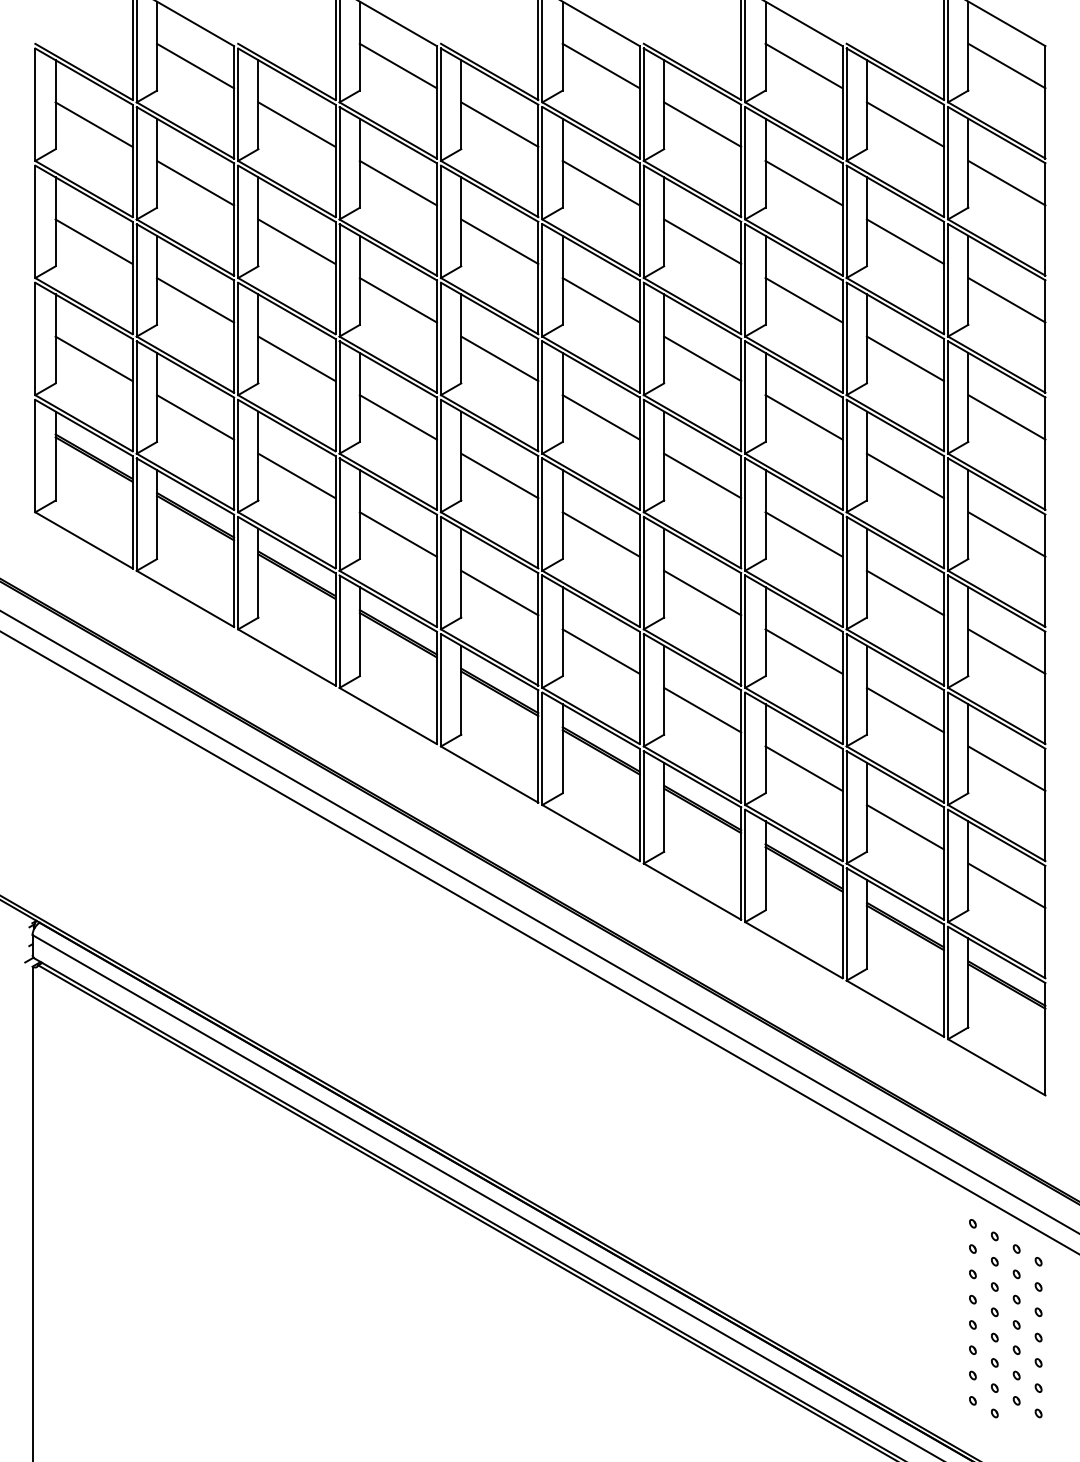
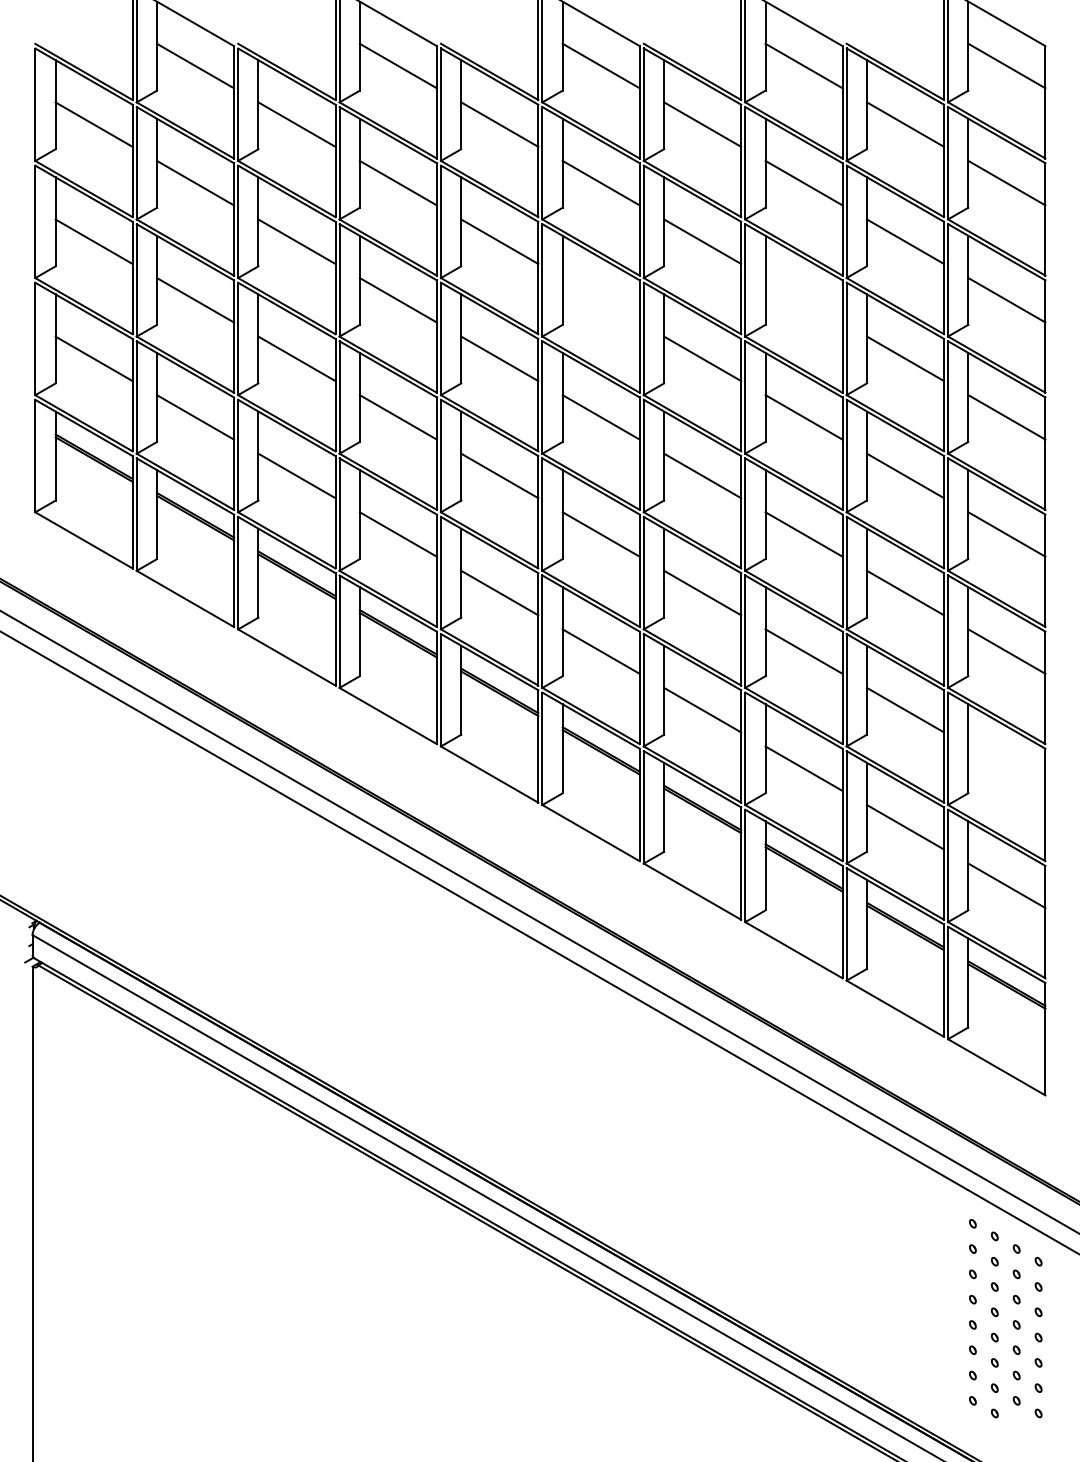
line: present -> none (600, 300)
line: present -> none (803, 300)
line: present -> none (1006, 768)
